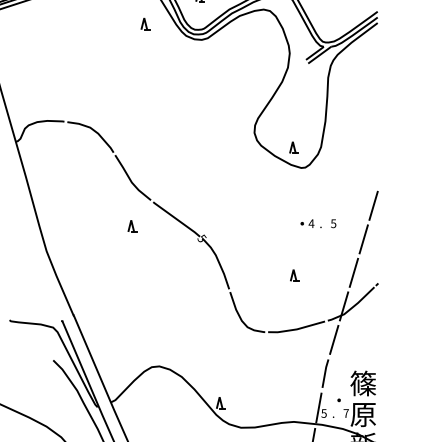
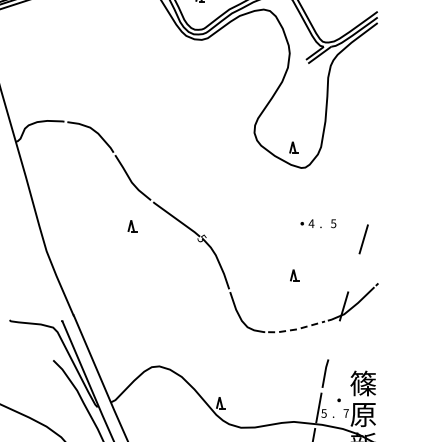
part: present -> none (145, 23)
line: present -> none (373, 205)
line: present -> none (353, 272)
line: solid -> dashed (297, 329)
line: present -> none (334, 339)
